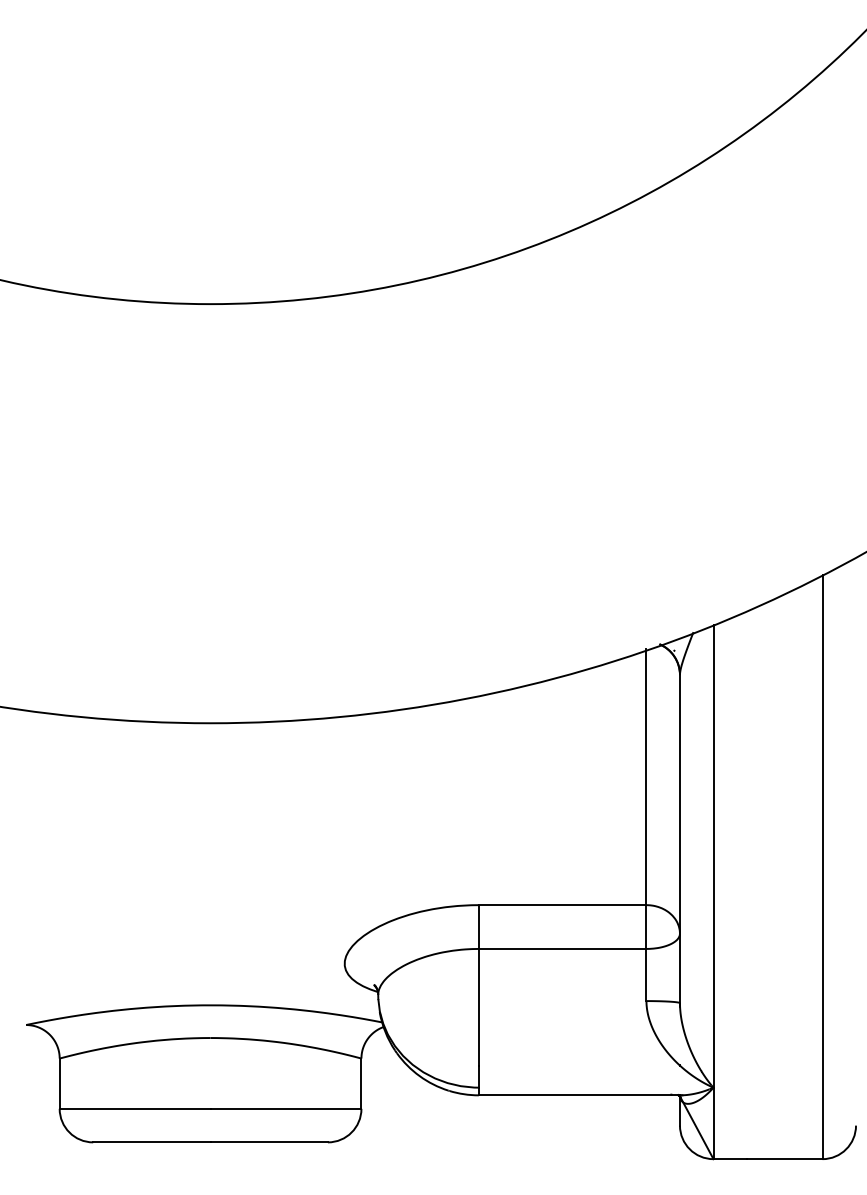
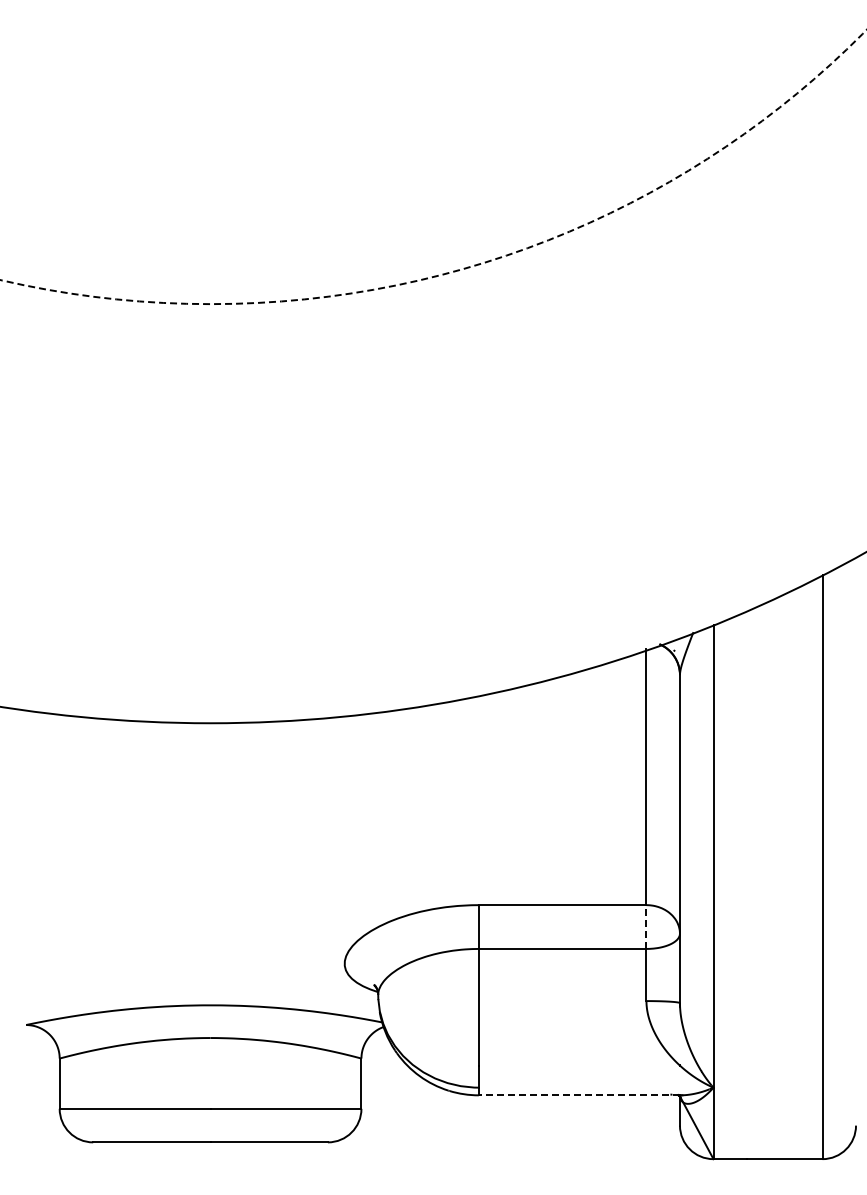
arc: solid -> dashed (468, 267)
line: solid -> dashed (646, 927)
line: solid -> dashed (579, 1095)
